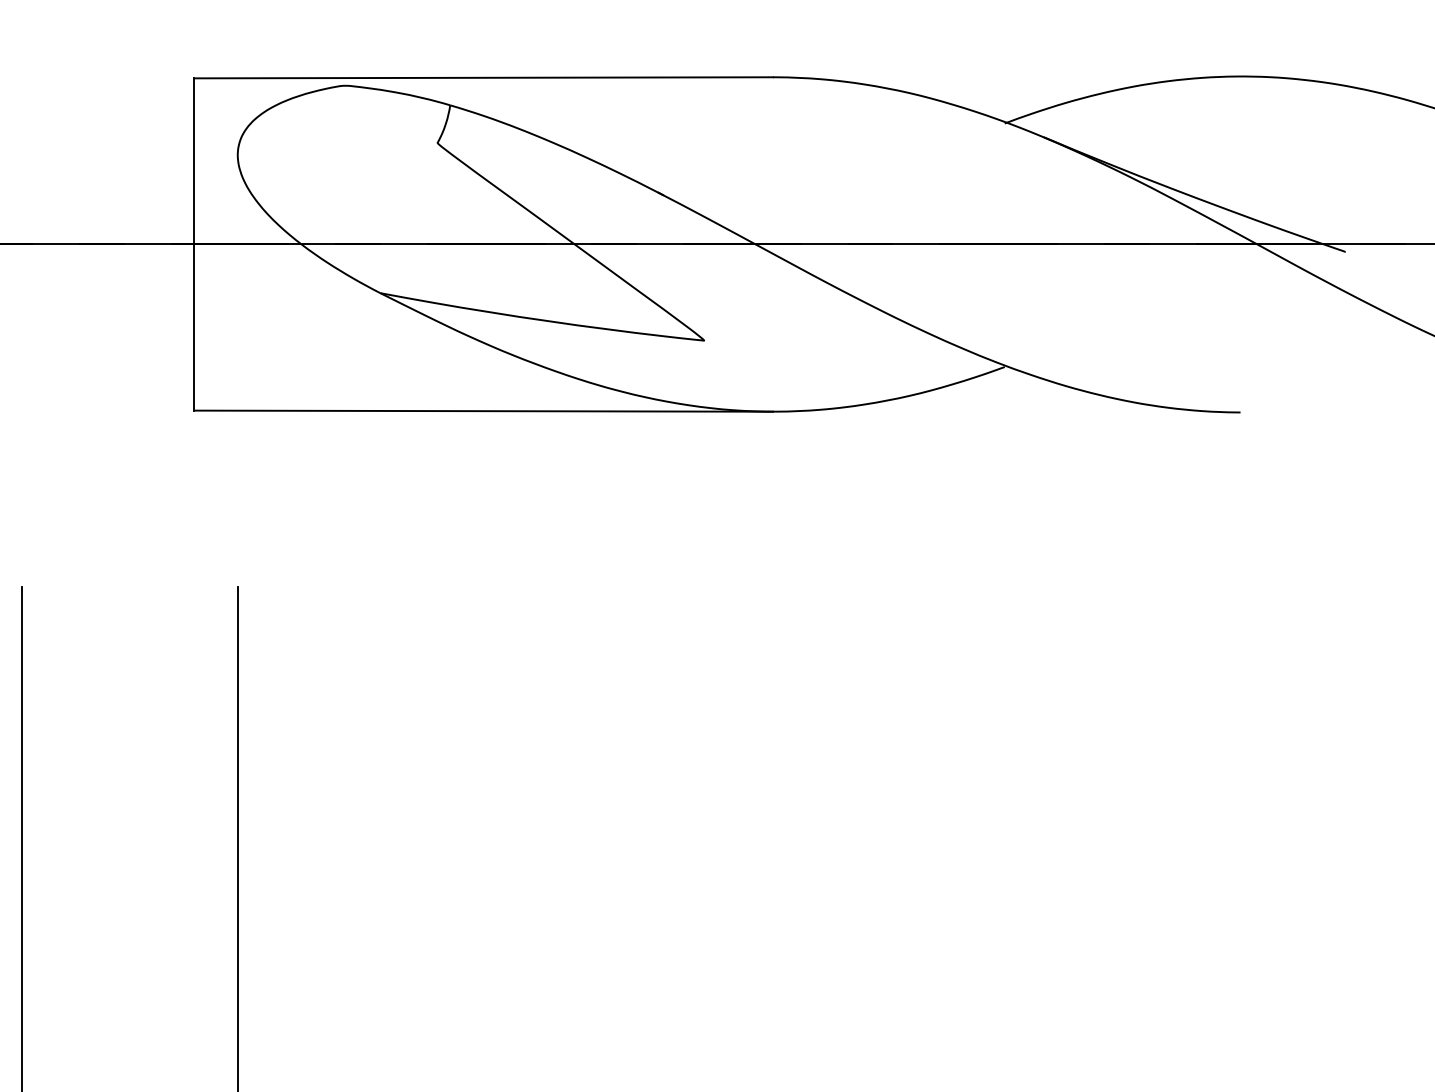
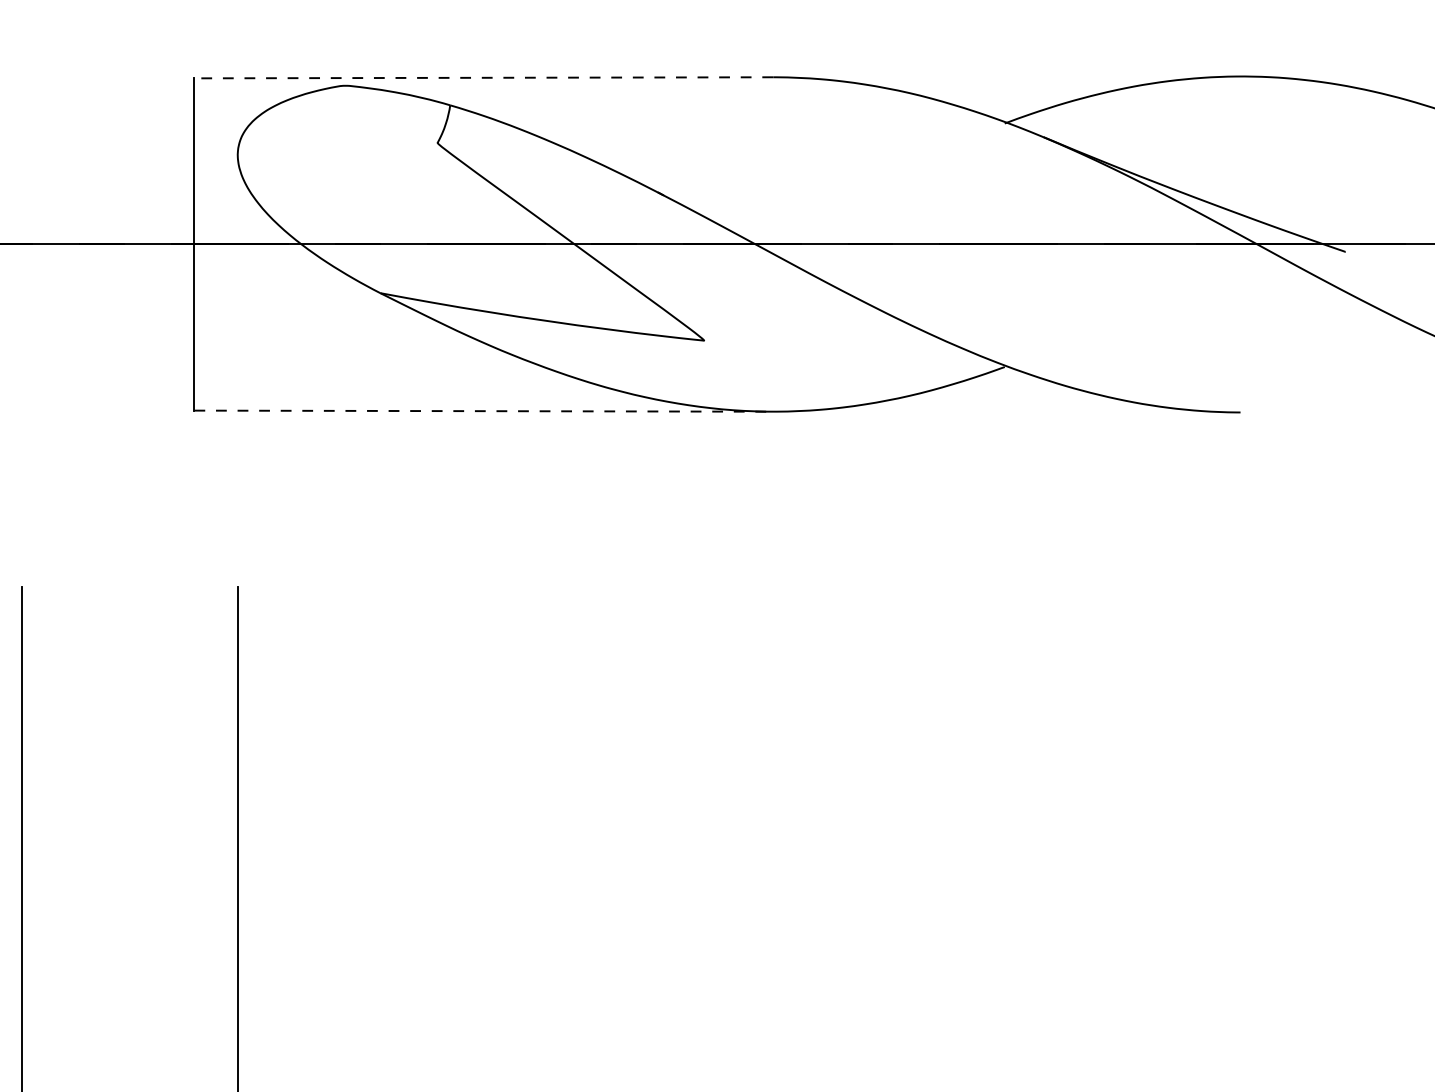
line: solid -> dashed (483, 77)
line: solid -> dashed (484, 411)
